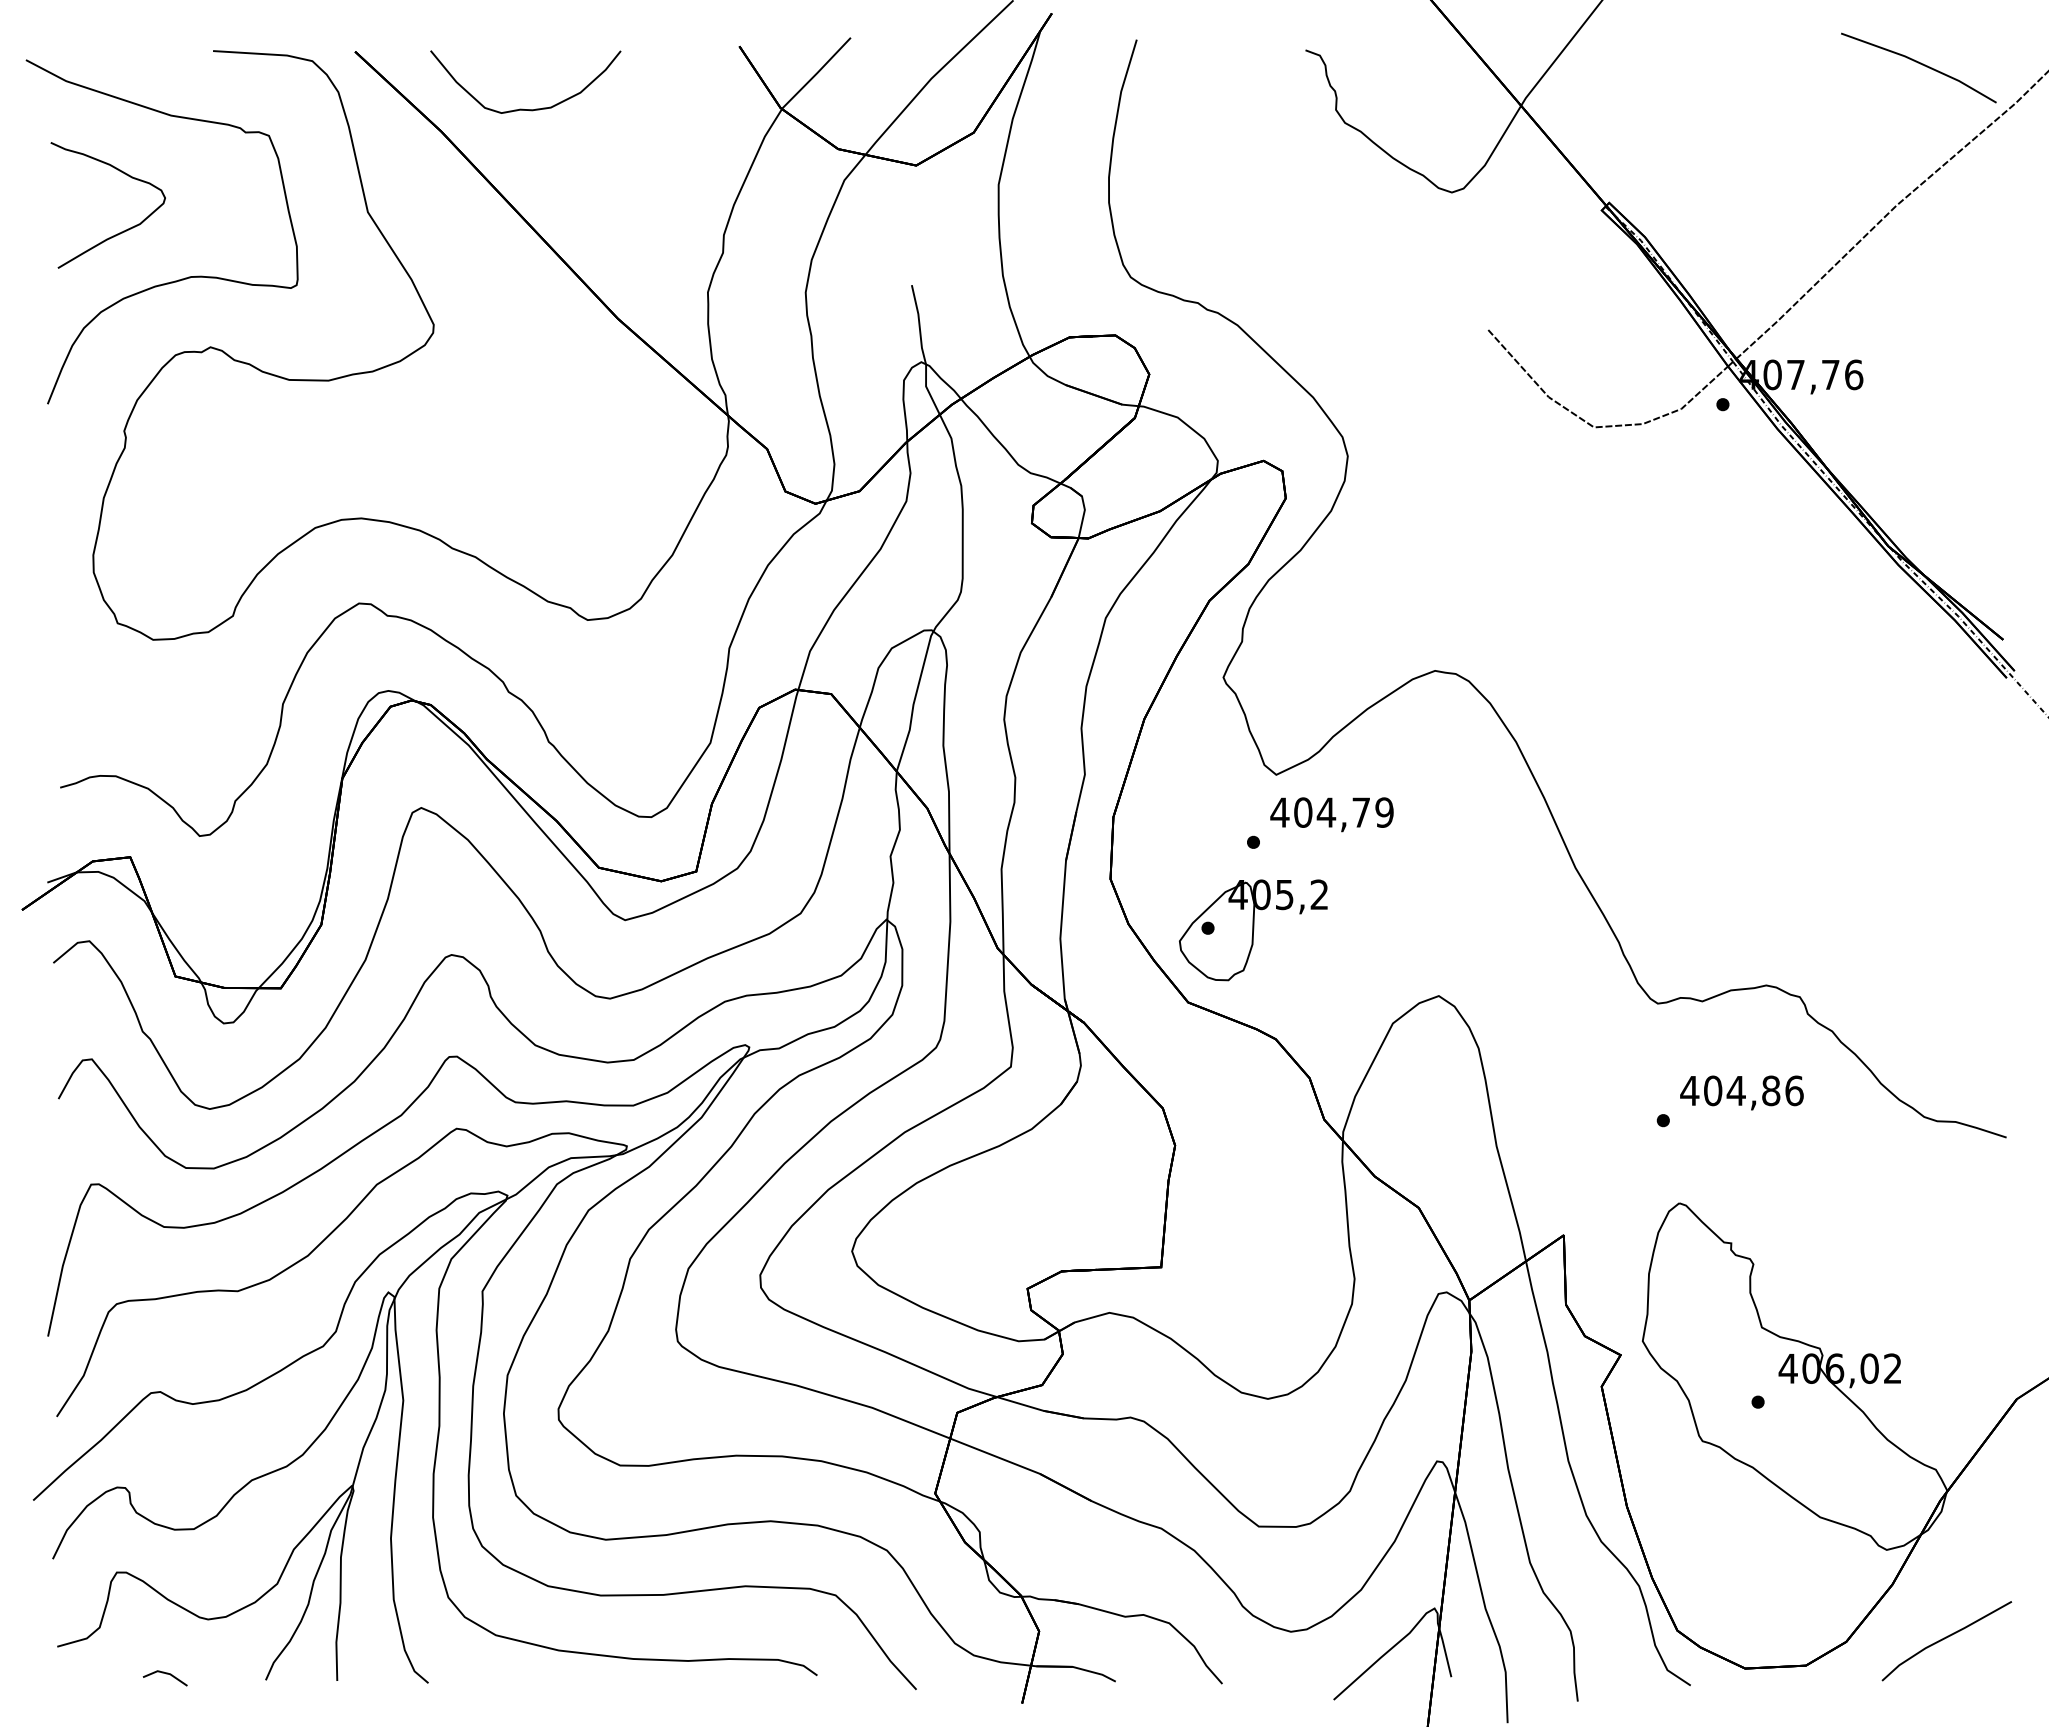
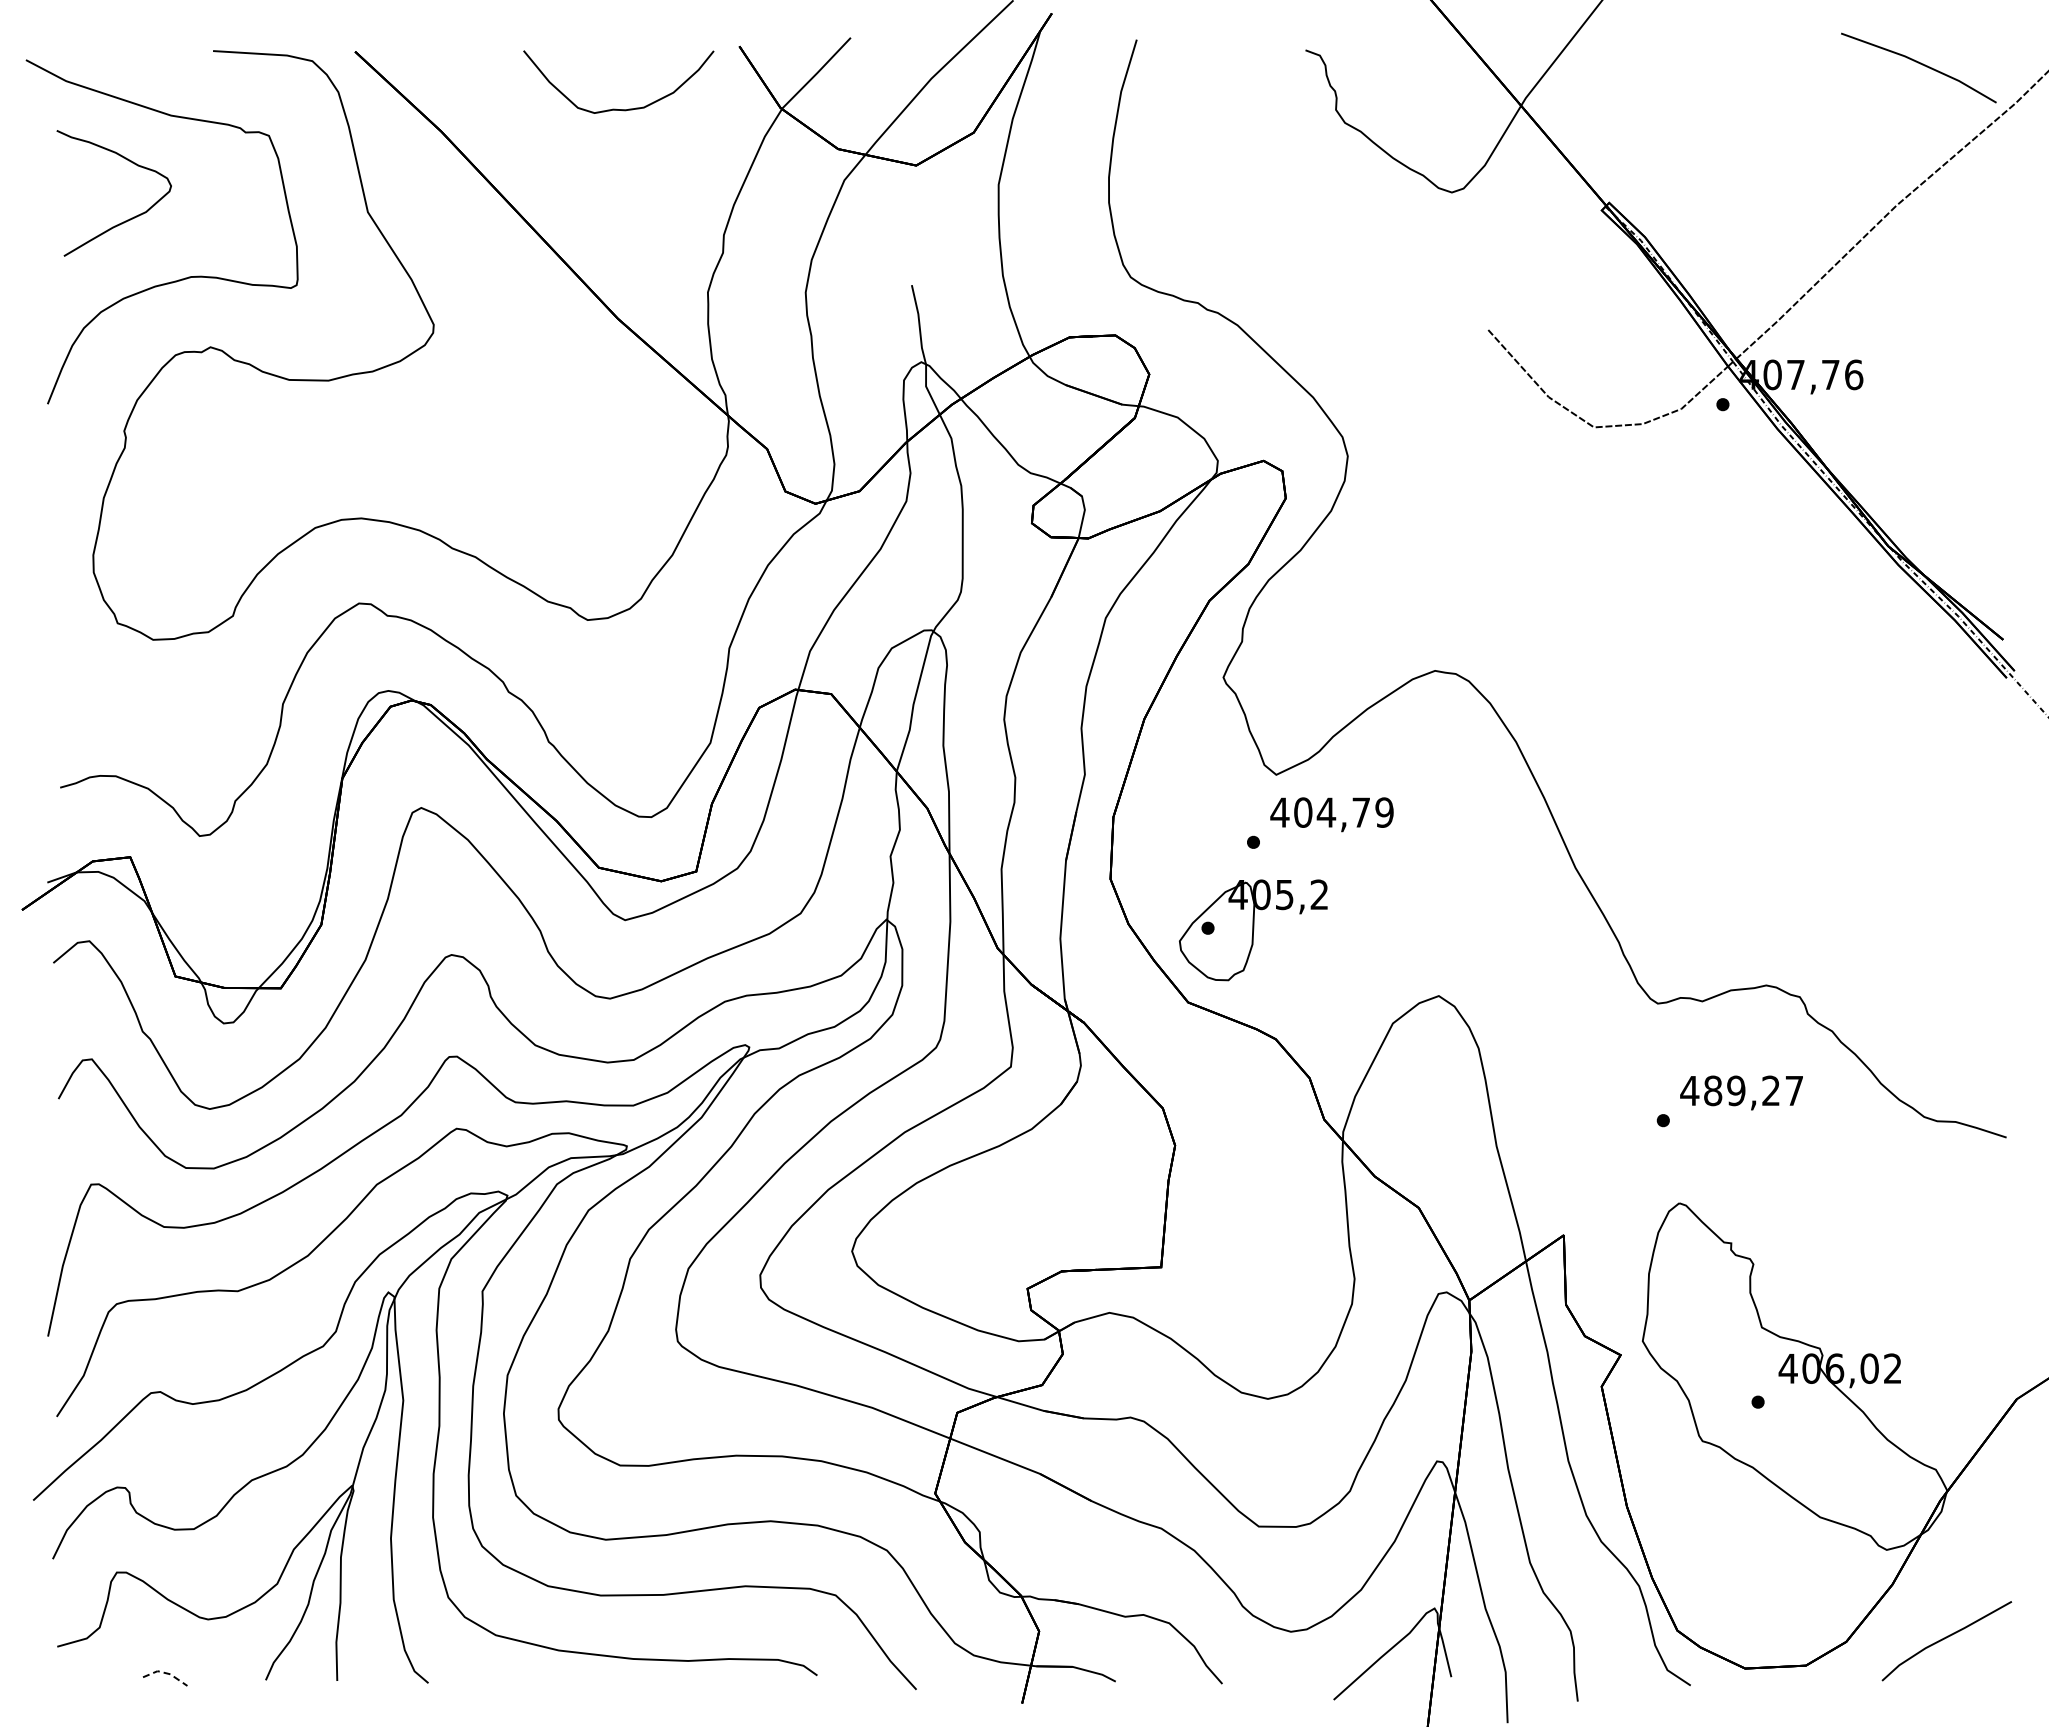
curve position: (522, 108) -> (615, 108) (615, 108)
curve position: (121, 231) -> (127, 219) (127, 219)
text: 404,86 -> 489,27 (1753, 1090)
line: solid -> dashed (166, 1673)
